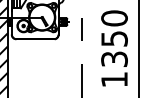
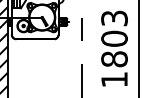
text: 1350 -> 1803 (114, 38)
